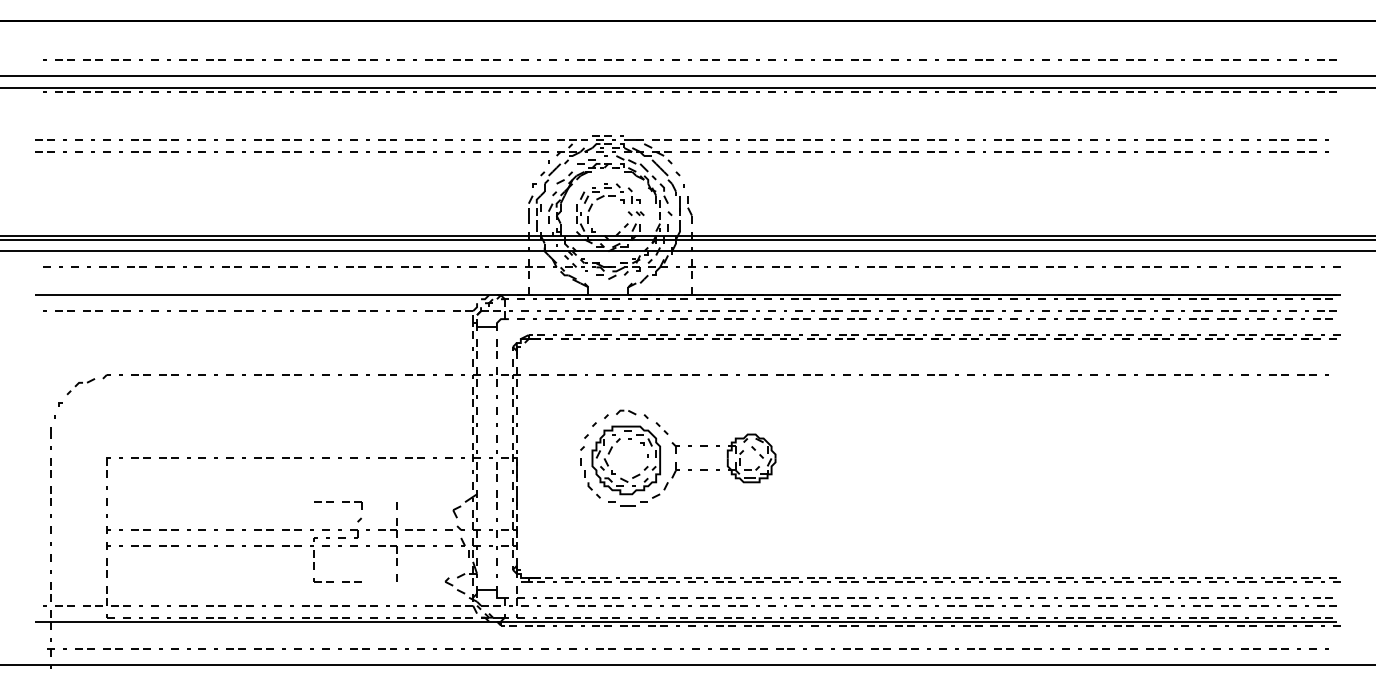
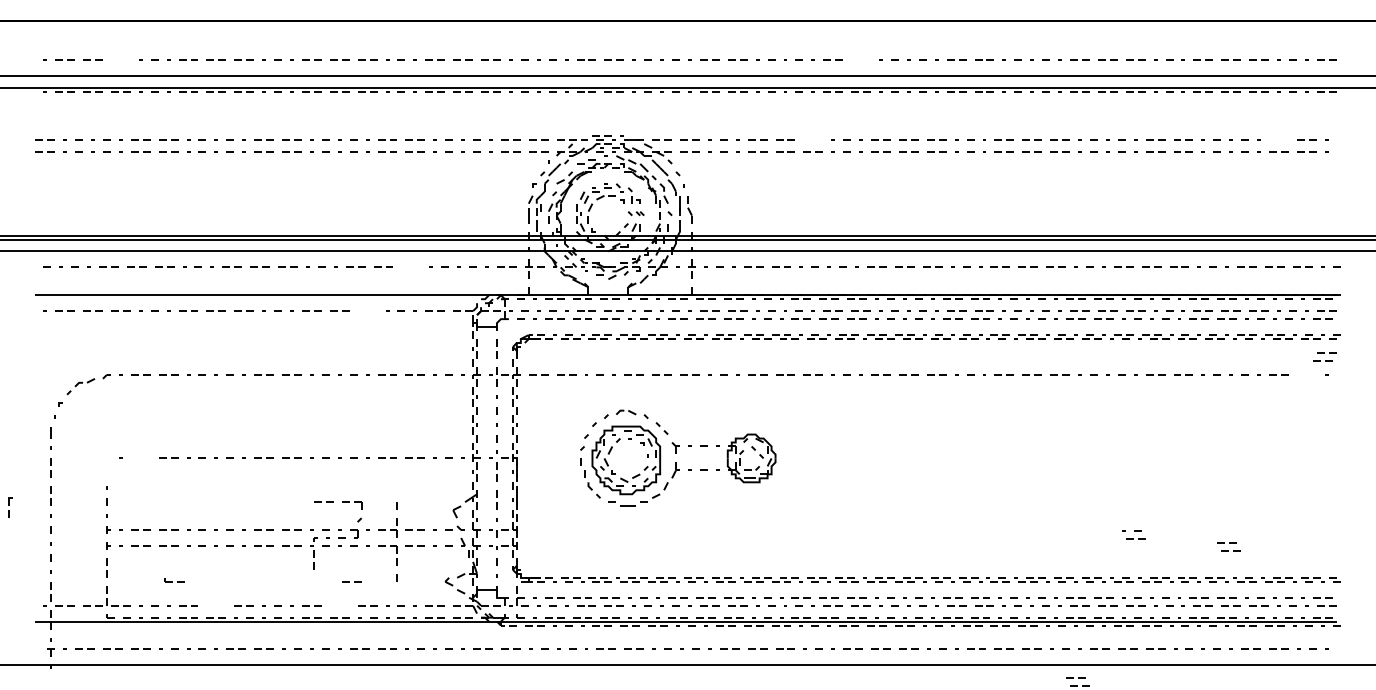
line: present -> none (118, 59)
line: present -> none (858, 59)
line: present -> none (810, 139)
line: present -> none (1276, 139)
line: present -> none (408, 266)
line: present -> none (365, 310)
part: none -> present (1324, 356)
line: present -> none (1304, 374)
line: present -> none (138, 457)
part position: (108, 467) -> (10, 507) (10, 507)
part: none -> present (1133, 534)
part: none -> present (1228, 546)
part position: (323, 580) -> (174, 580) (174, 580)
line: present -> none (213, 605)
line: present -> none (337, 605)
part: none -> present (1077, 681)
